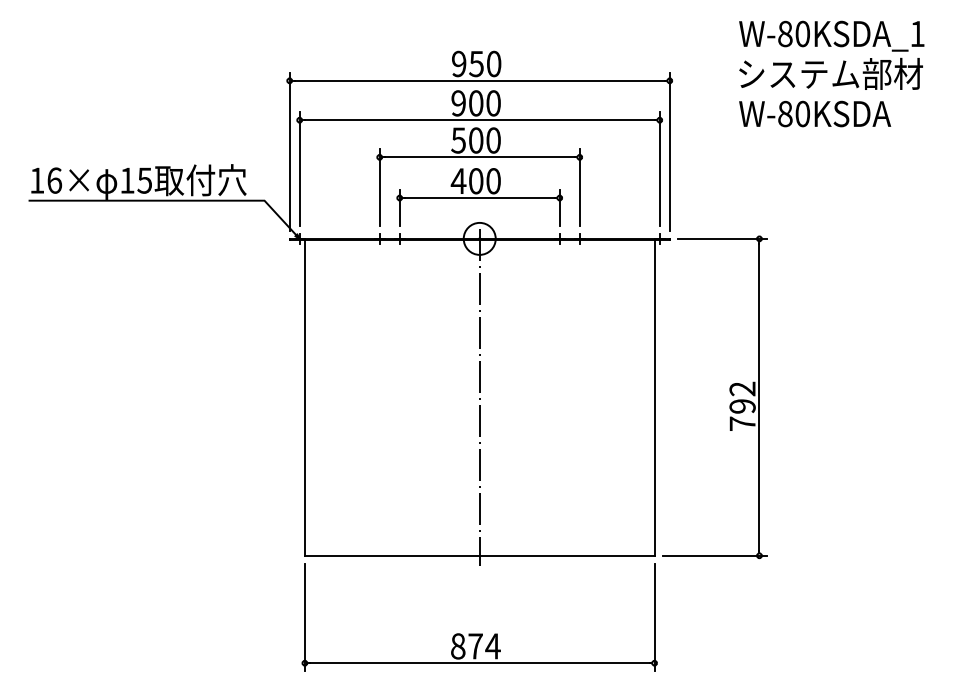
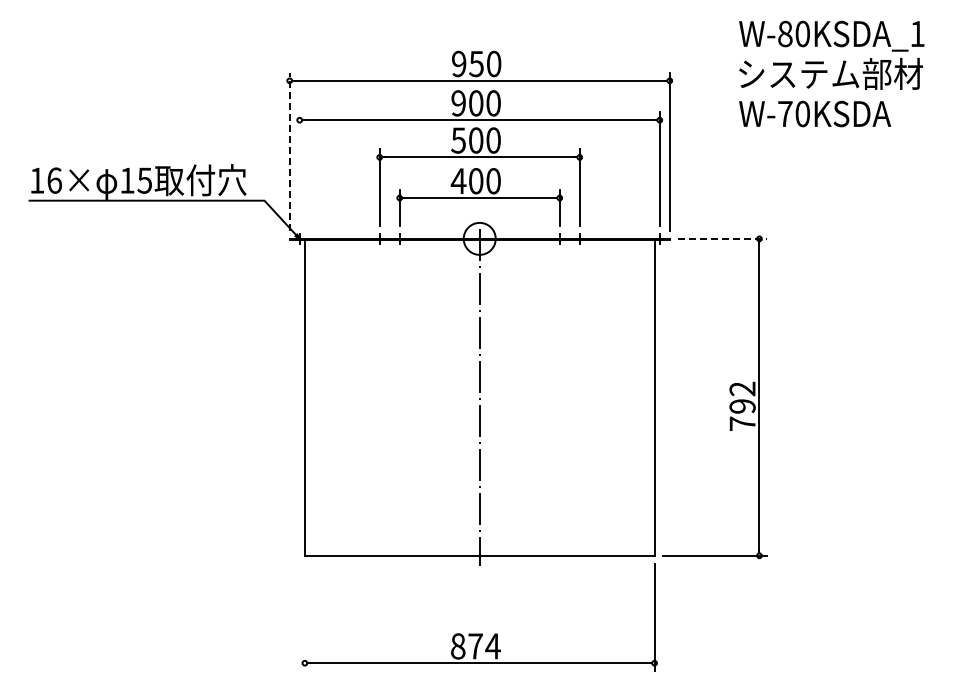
text: W-80KSDA -> W-70KSDA (785, 113)
line: solid -> dashed (289, 151)
line: present -> none (299, 168)
line: solid -> dashed (722, 238)
line: present -> none (304, 617)
